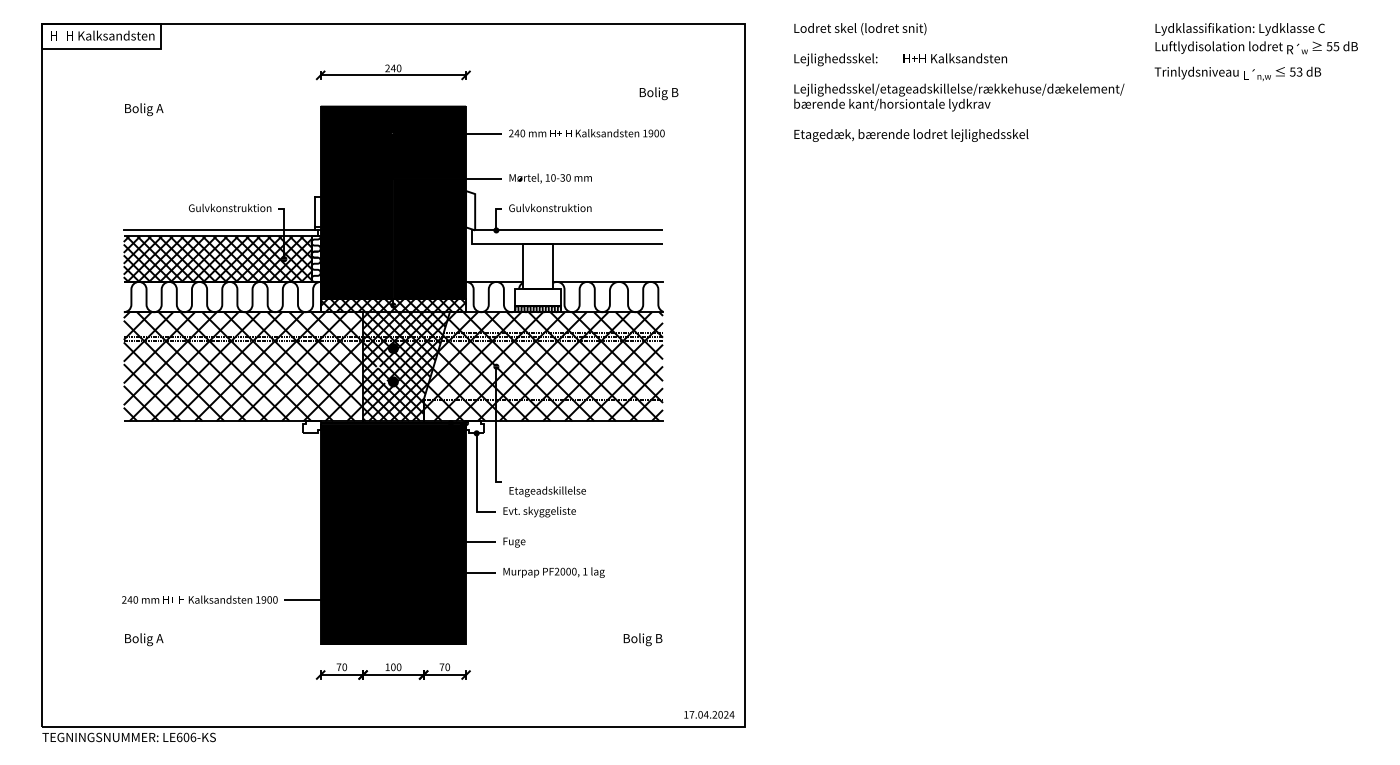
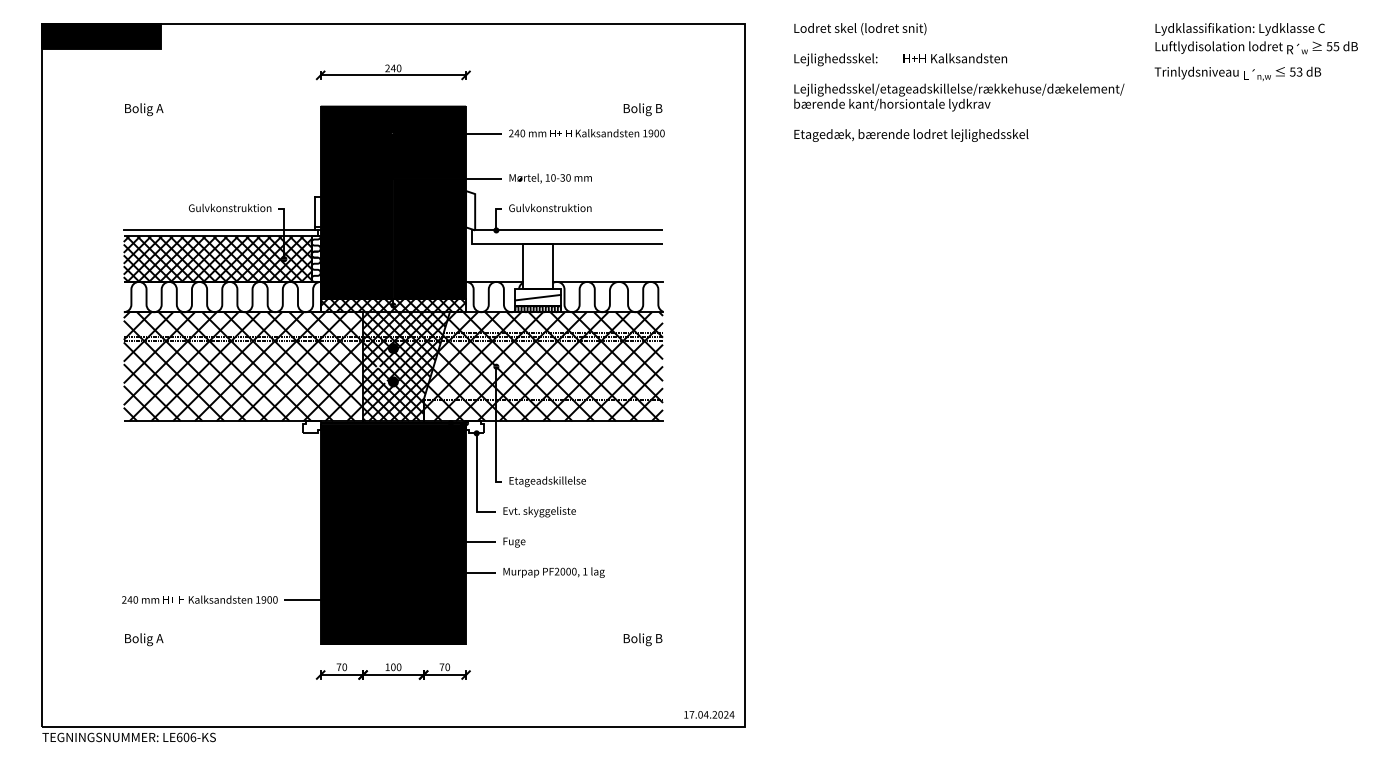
fill: none -> present (101, 35)
text position: (658, 93) -> (642, 109) (642, 109)
line: none -> present (537, 297)
text position: (547, 491) -> (547, 481) (547, 481)
